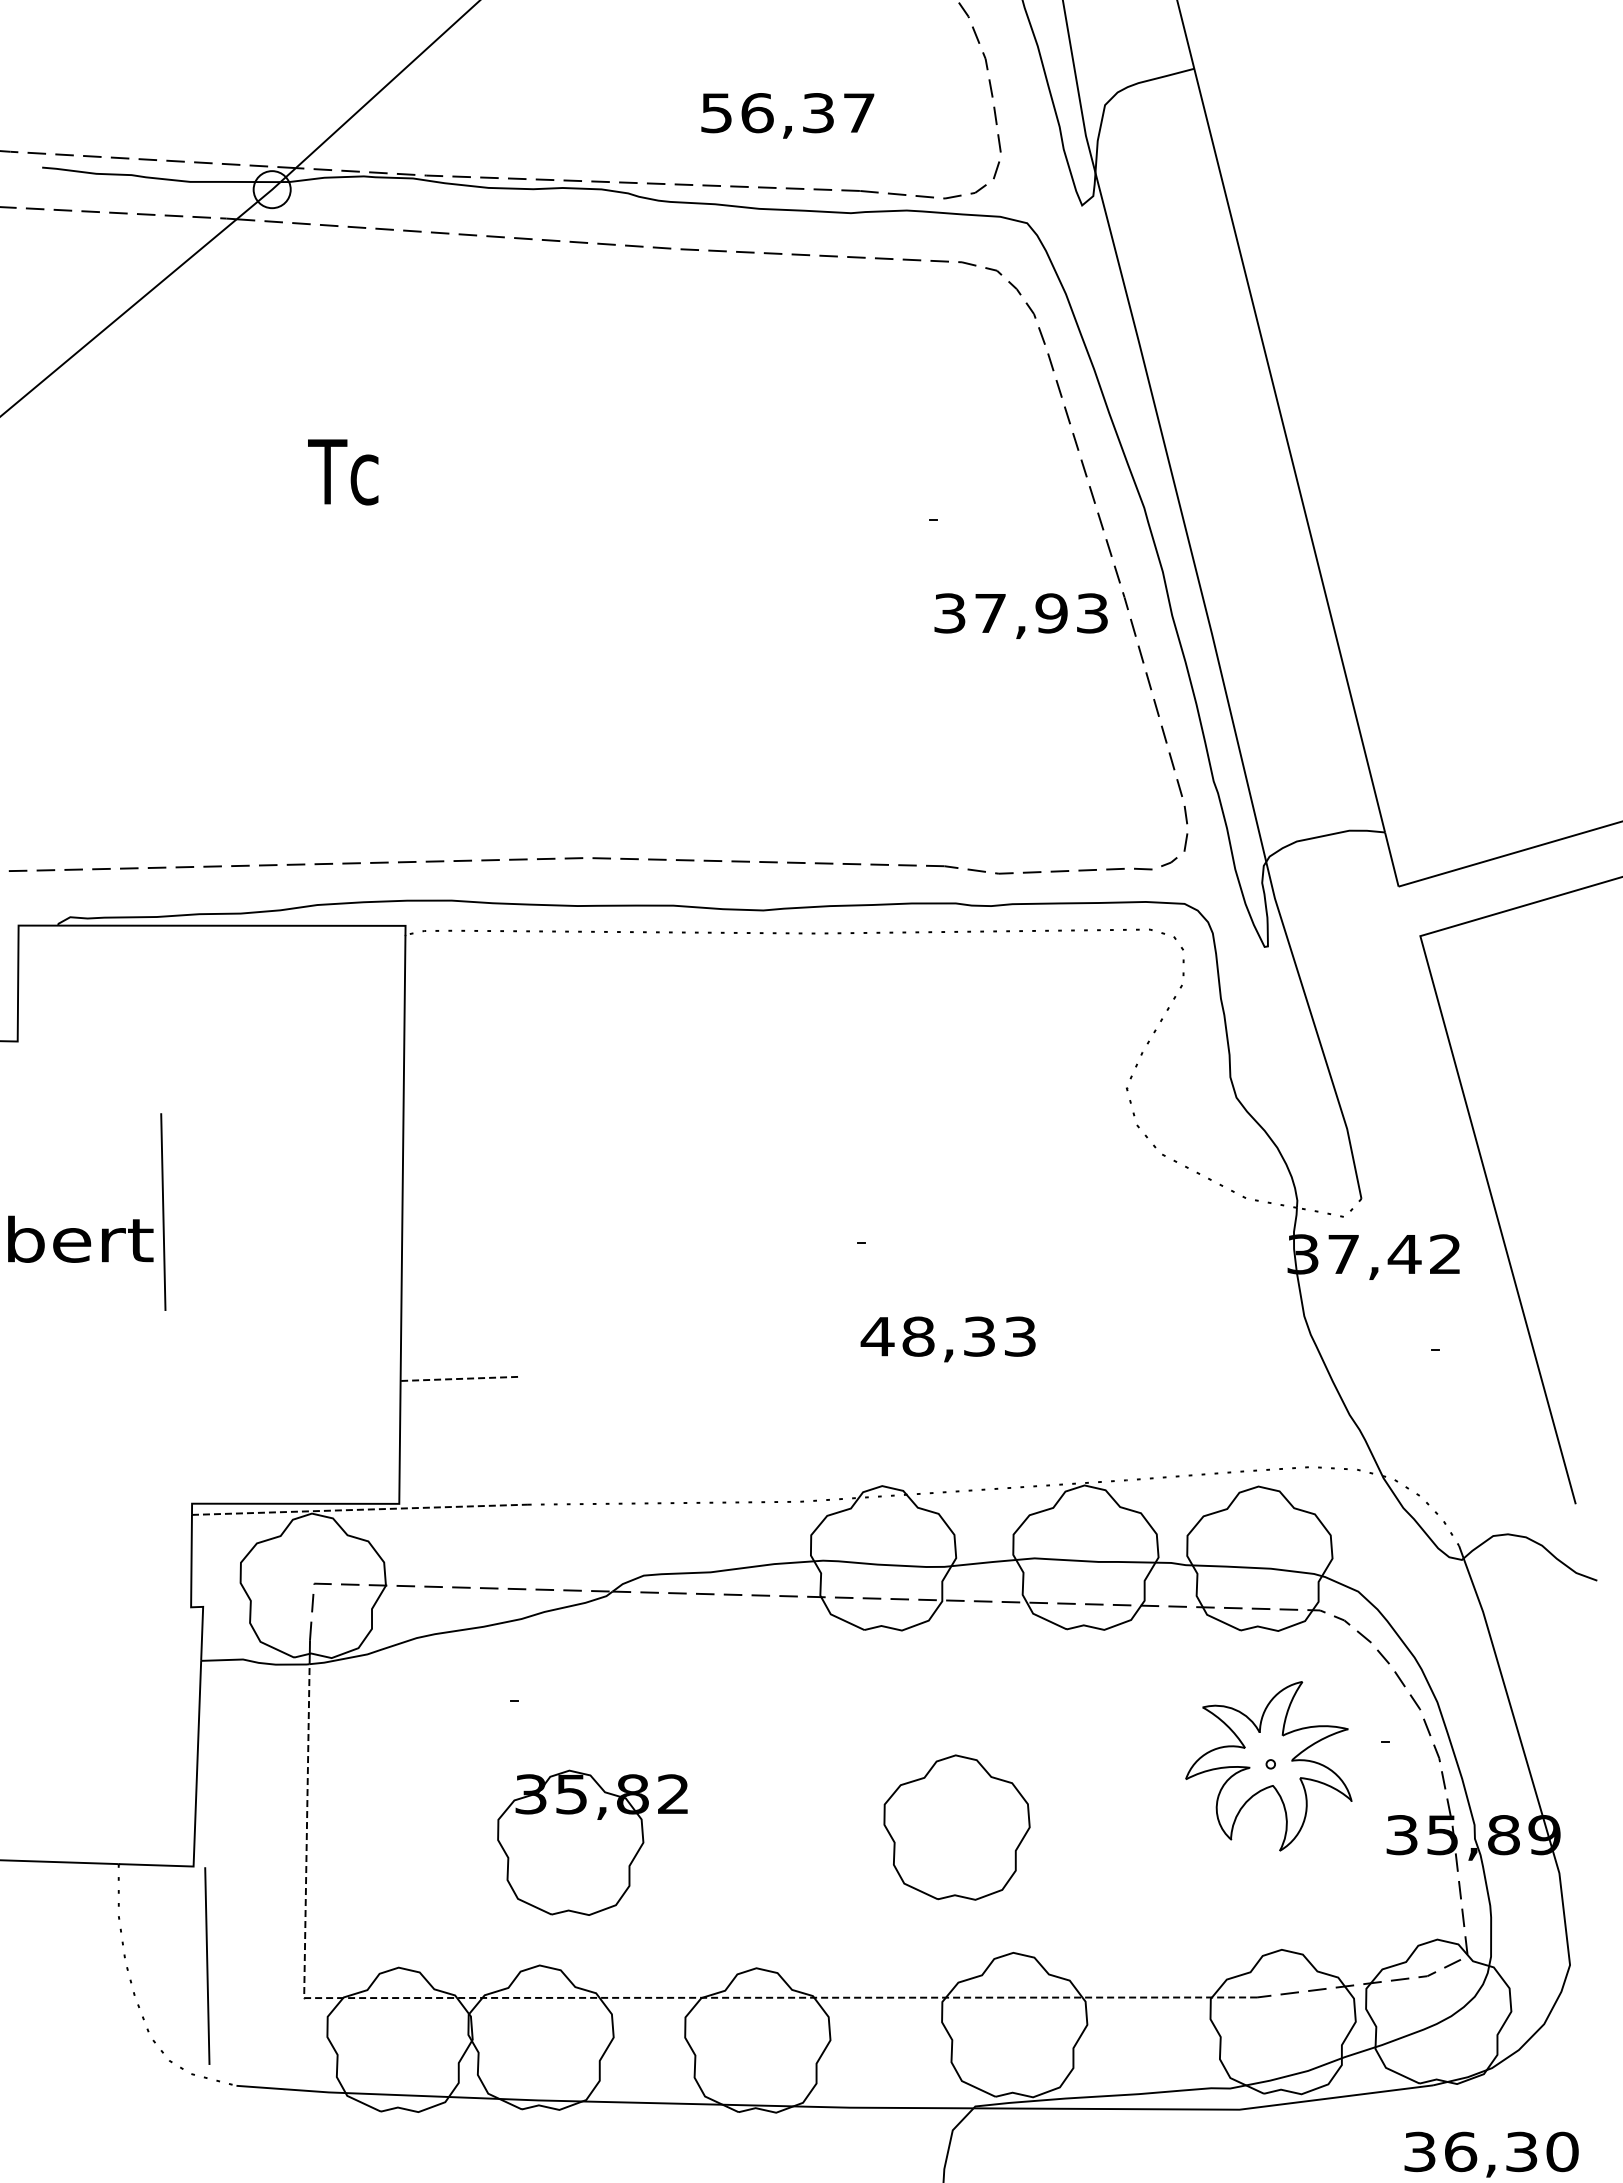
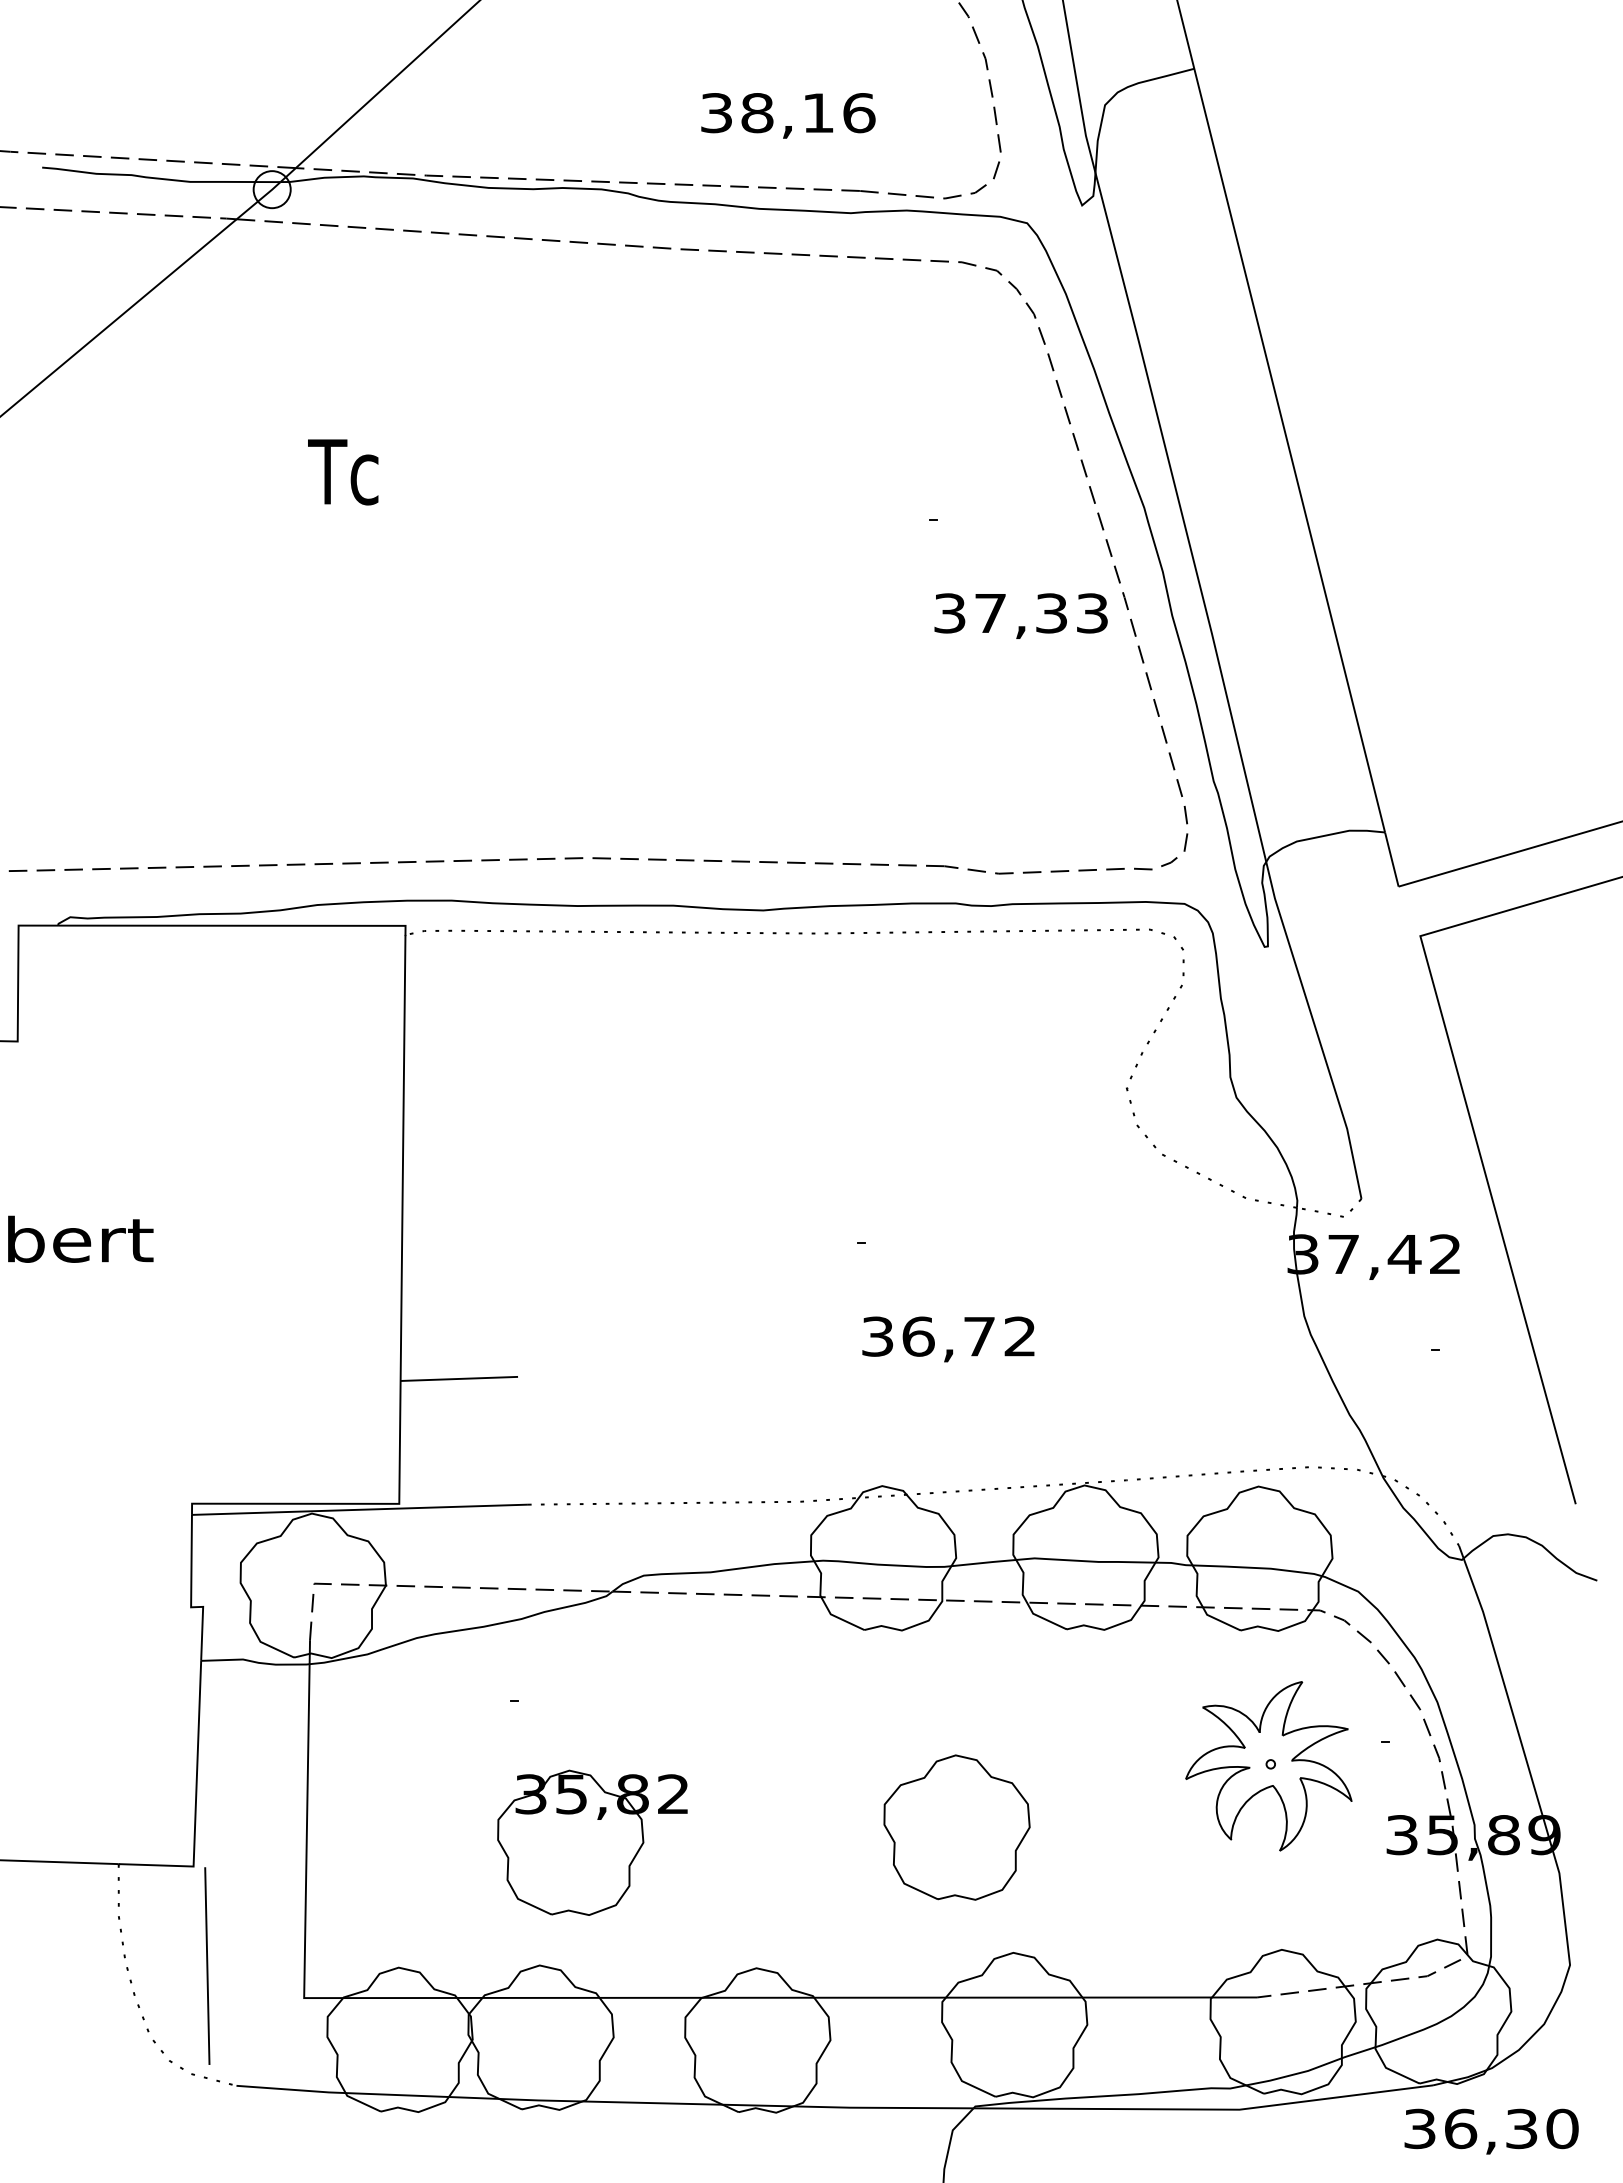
text: 56,37 -> 38,16 (788, 113)
text: 37,93 -> 37,33 (1051, 613)
line: present -> none (163, 1211)
text: 48,33 -> 36,72 (947, 1336)
line: dashed -> solid (459, 1378)
line: dashed -> solid (360, 1509)
line: dashed -> solid (613, 1997)
text position: (1491, 2154) -> (1491, 2131) (1491, 2131)
